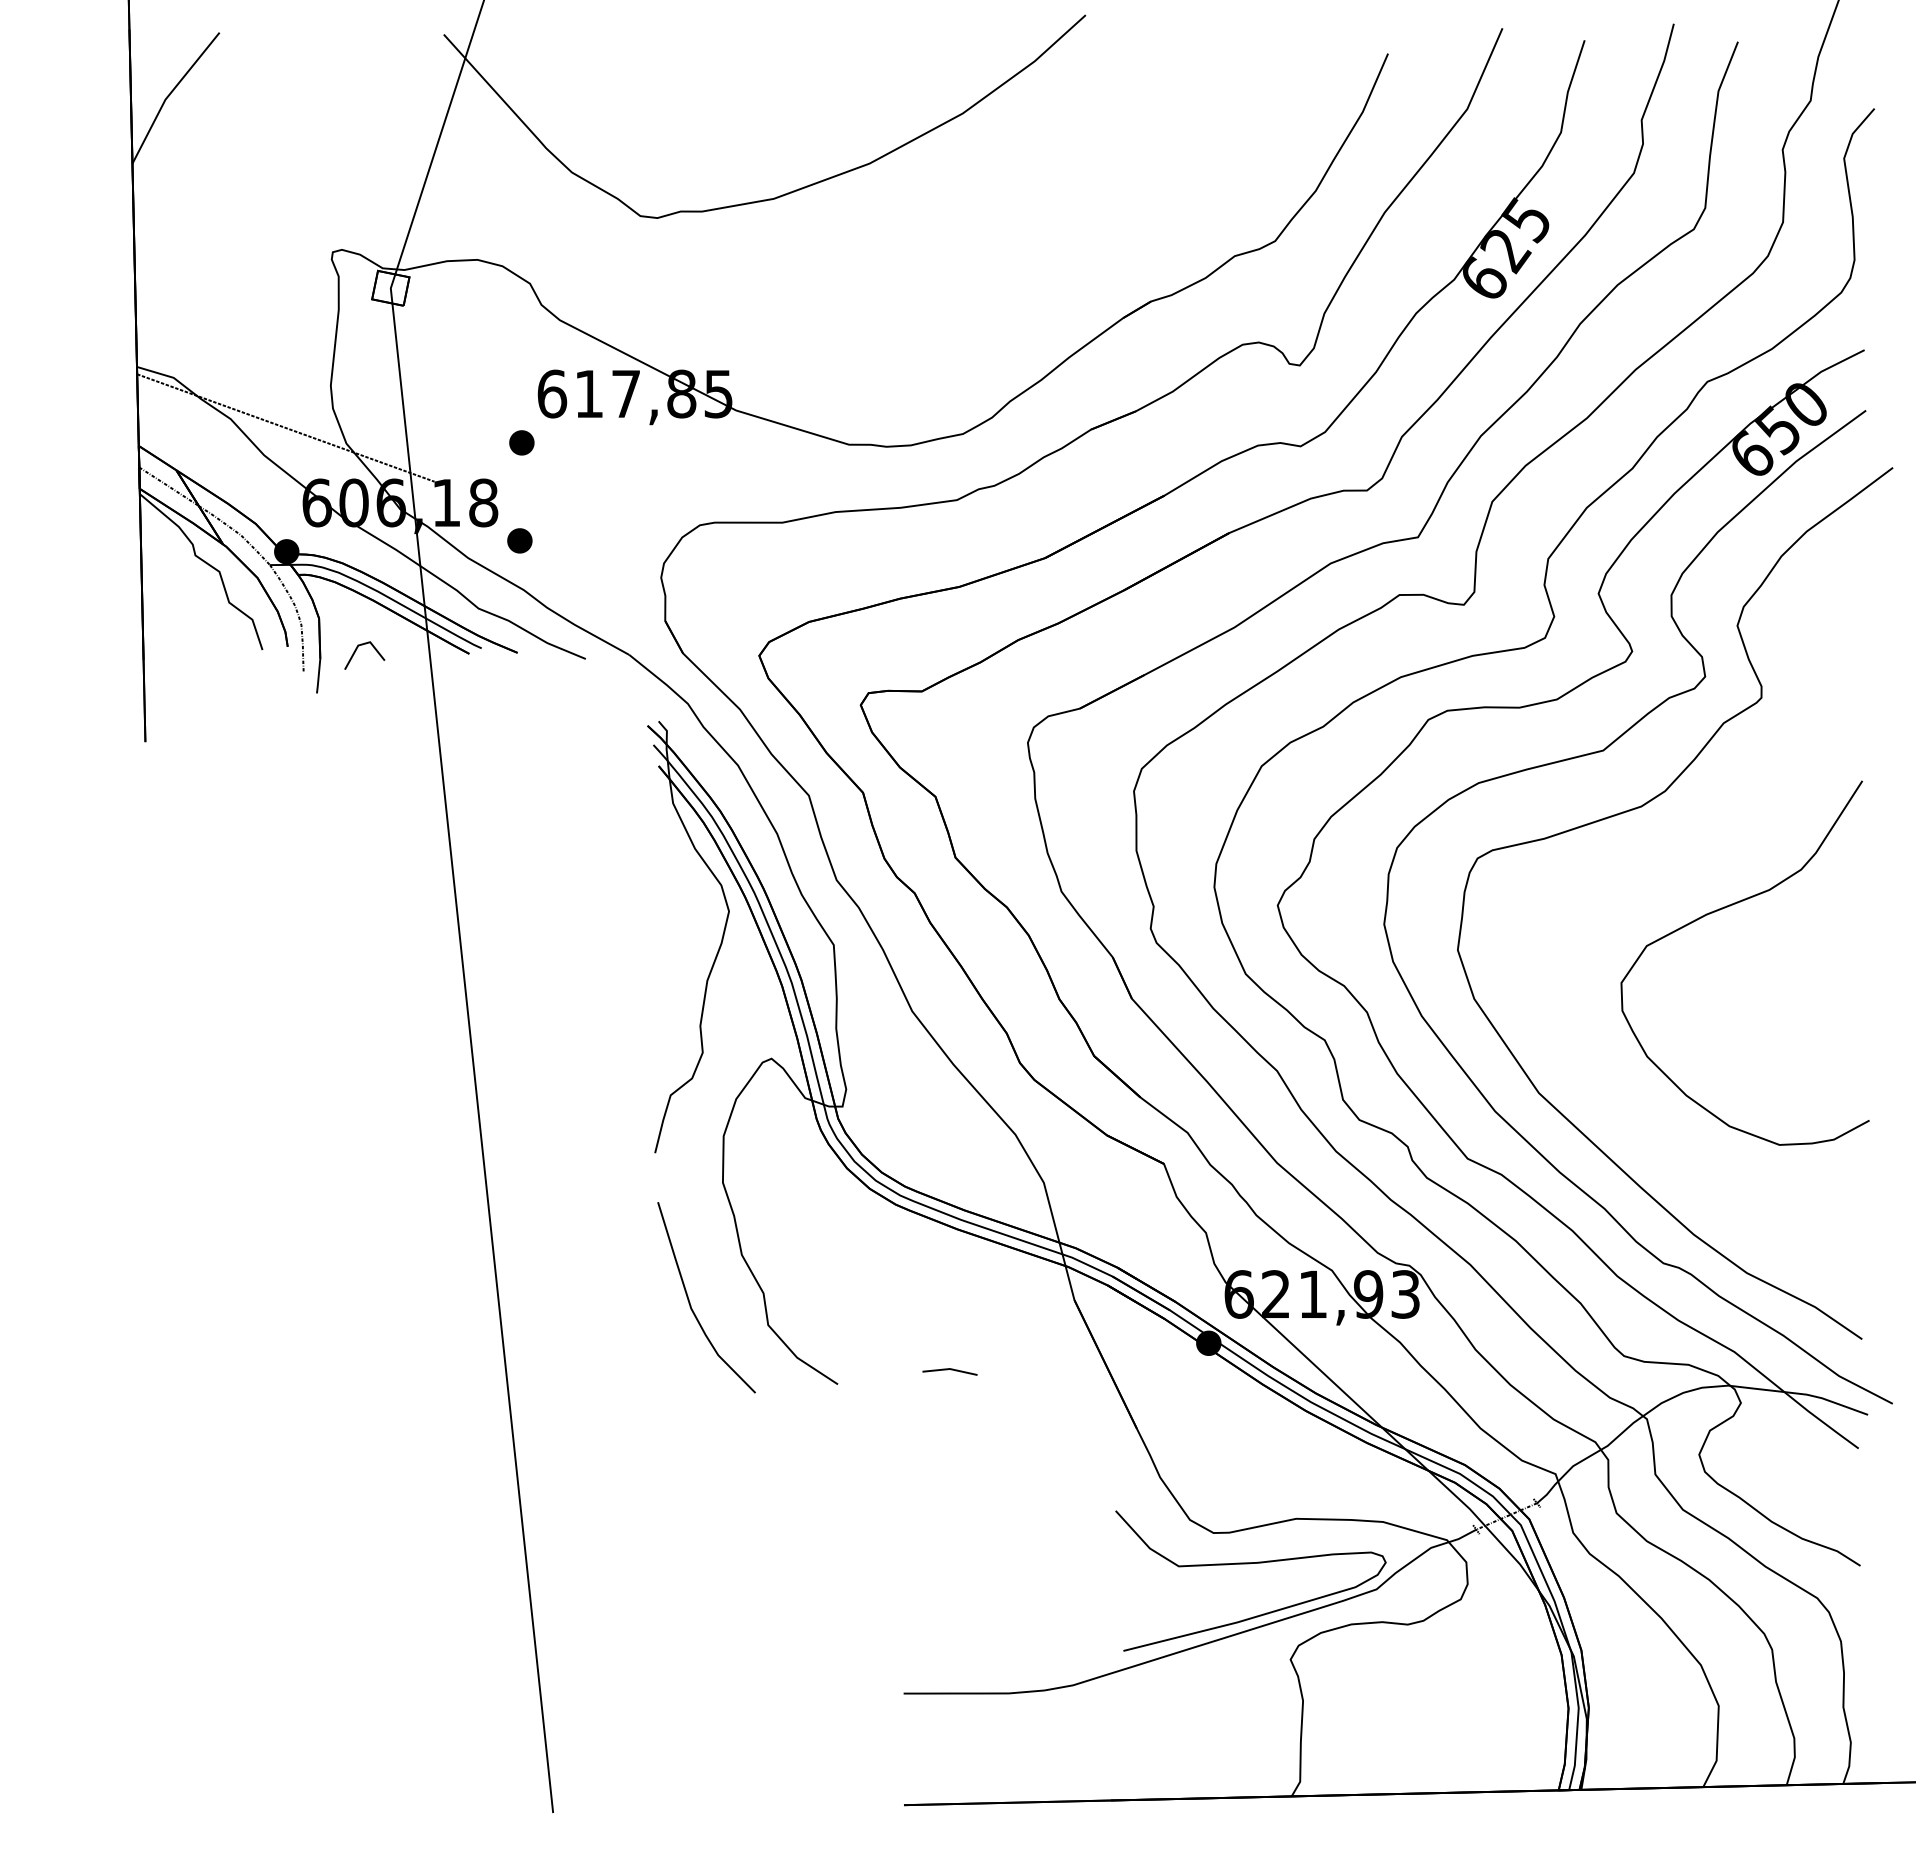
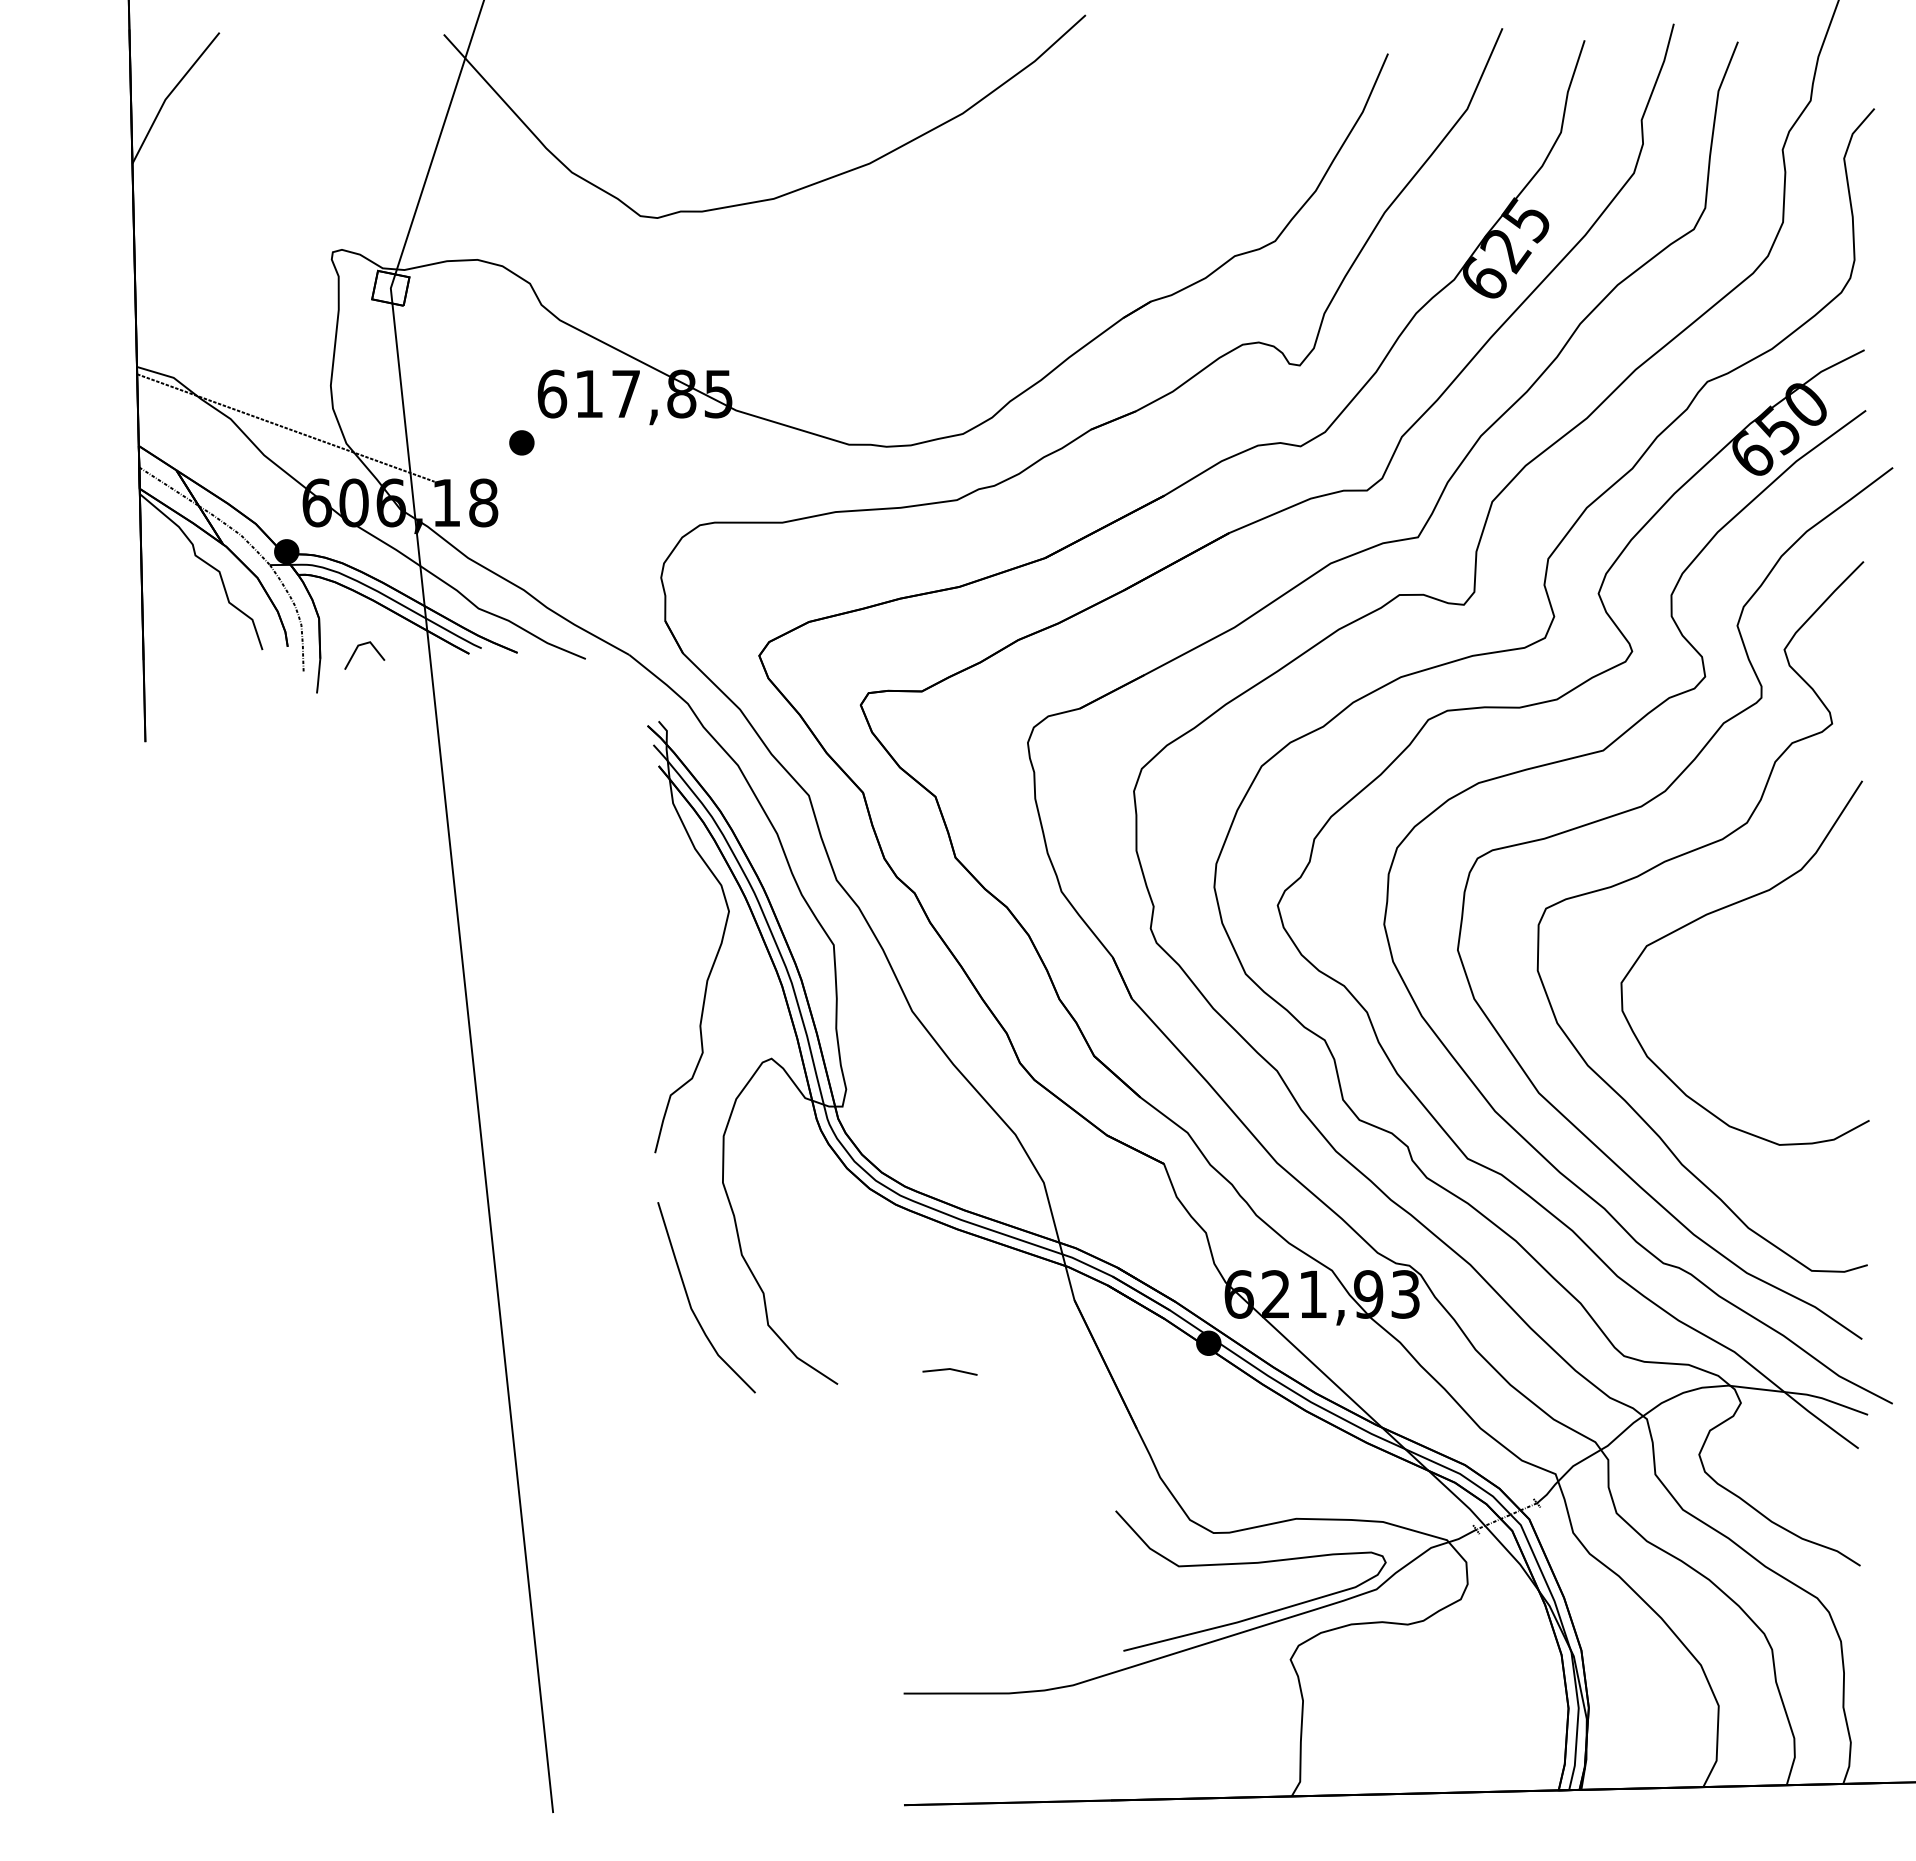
part: present -> none (519, 540)
part: none -> present (1676, 858)
